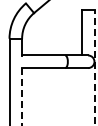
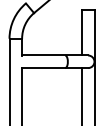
line: dashed -> solid (94, 67)
line: none -> present (81, 95)
line: dashed -> solid (22, 96)
